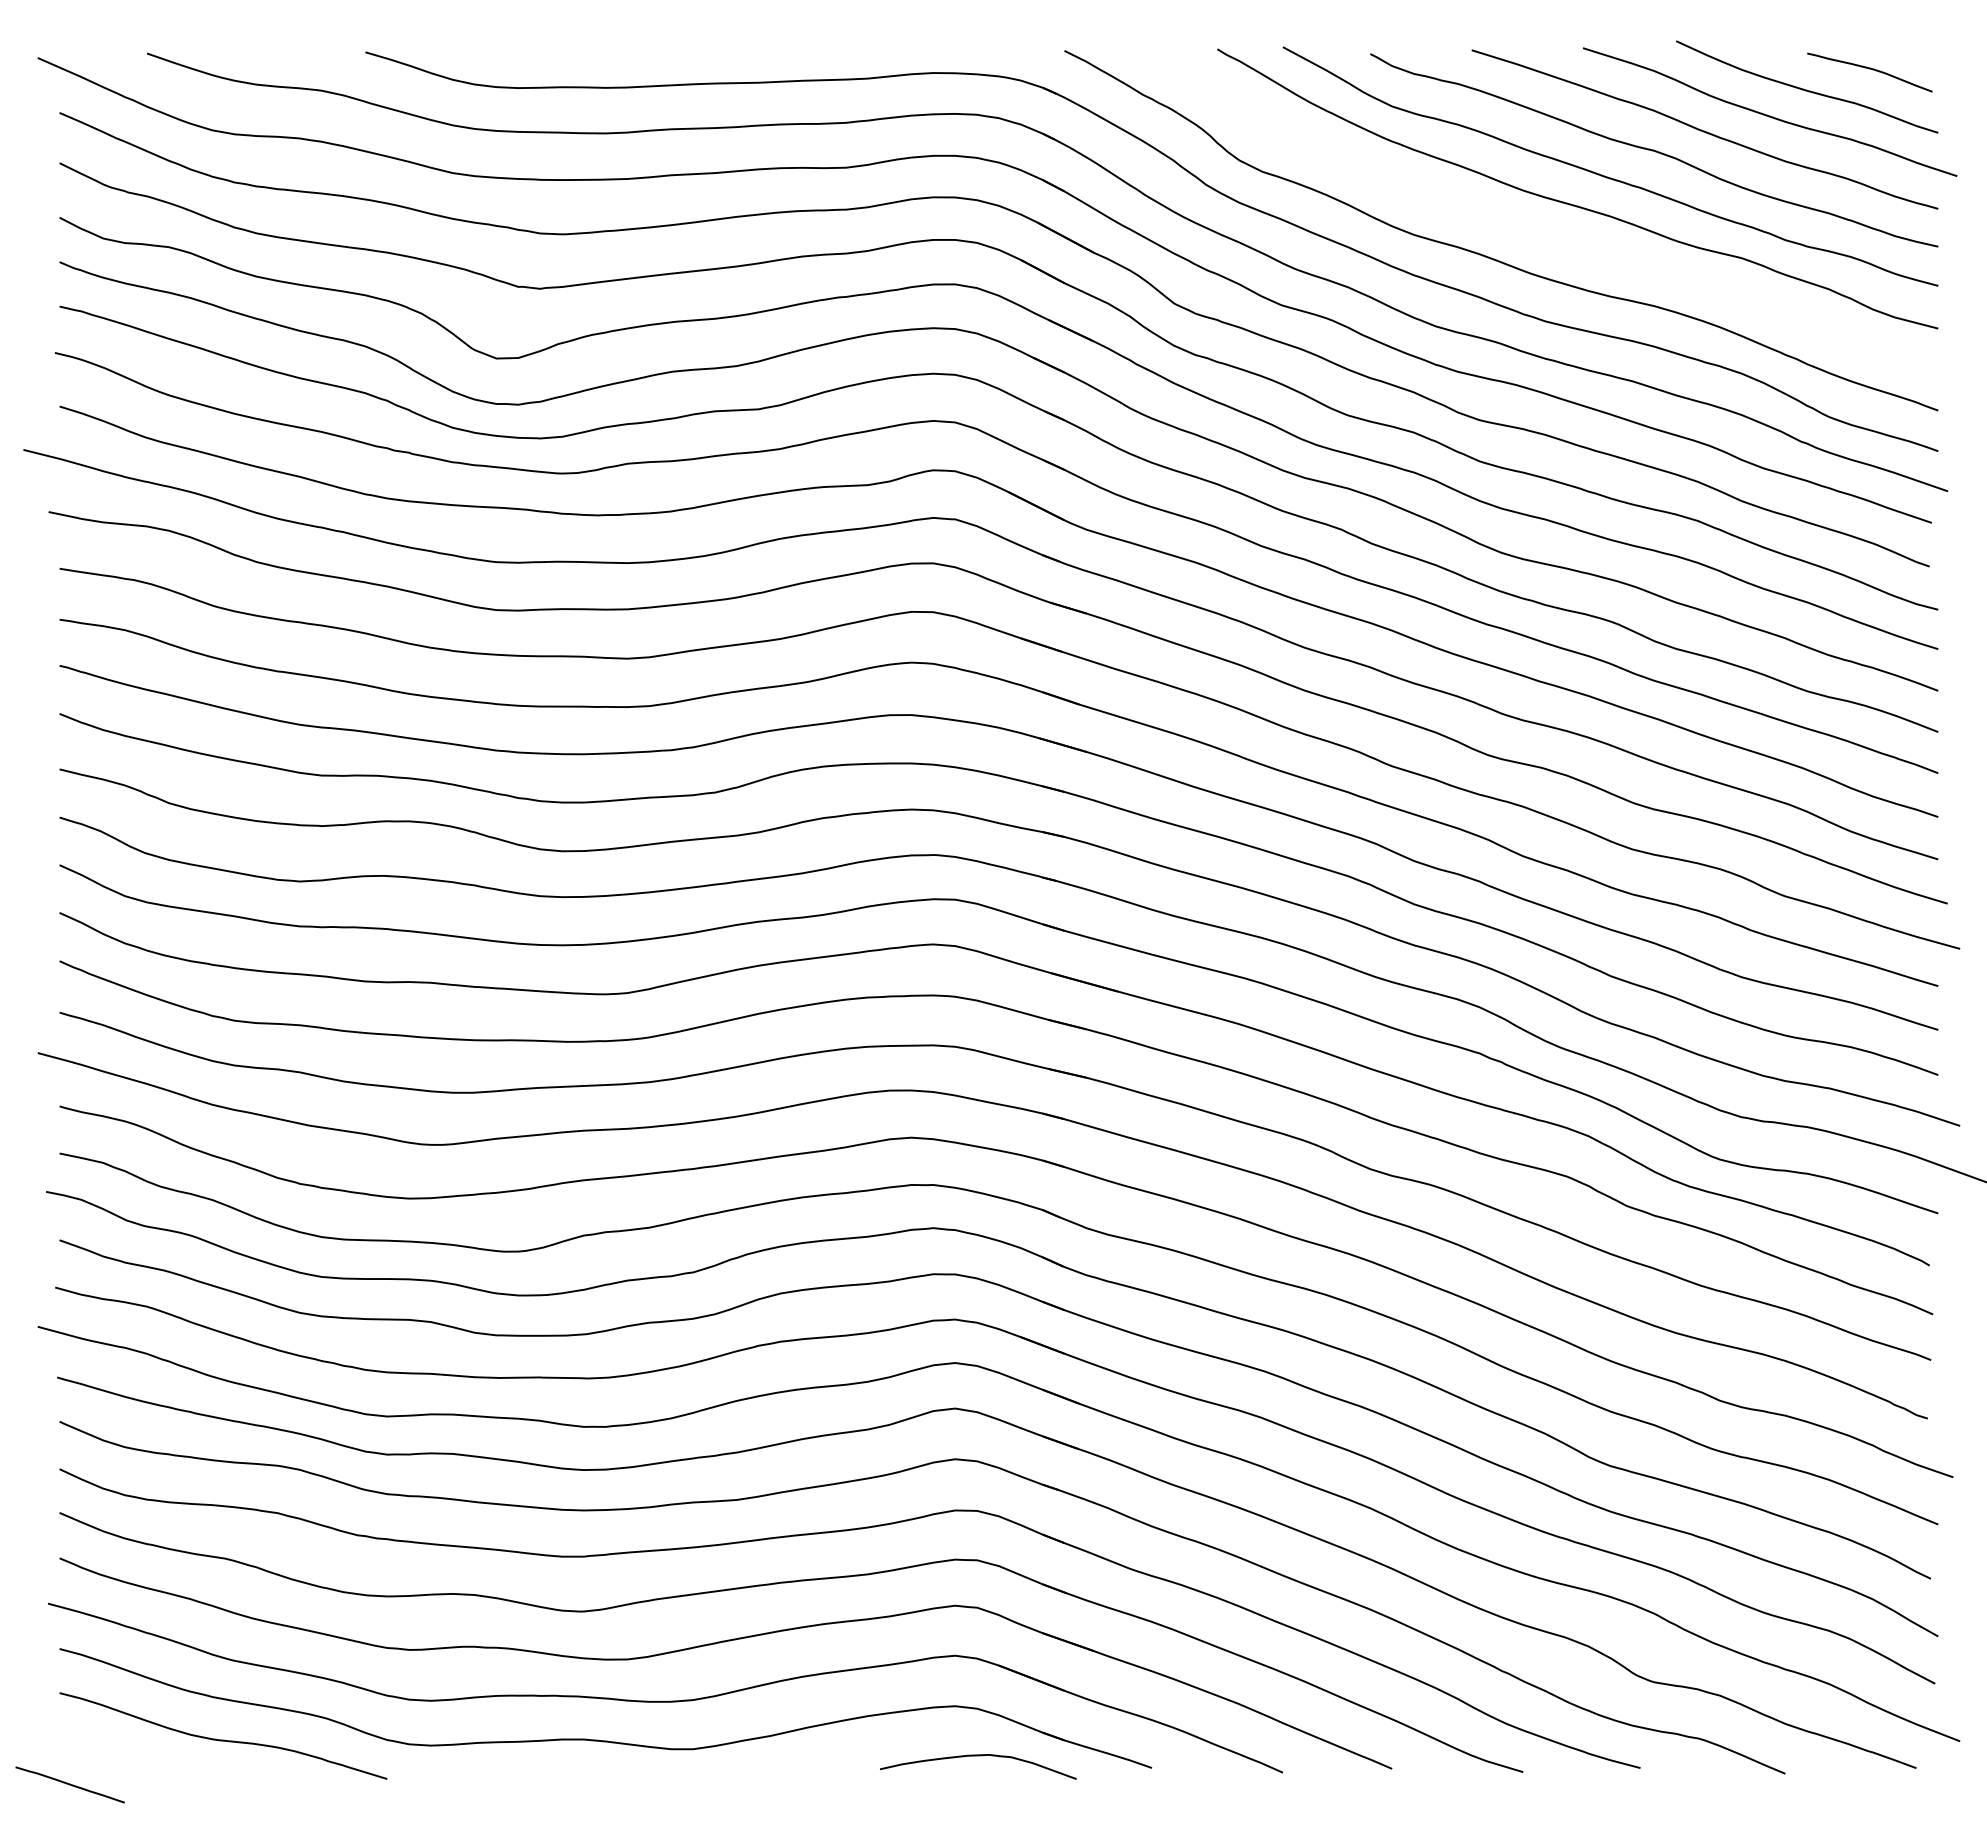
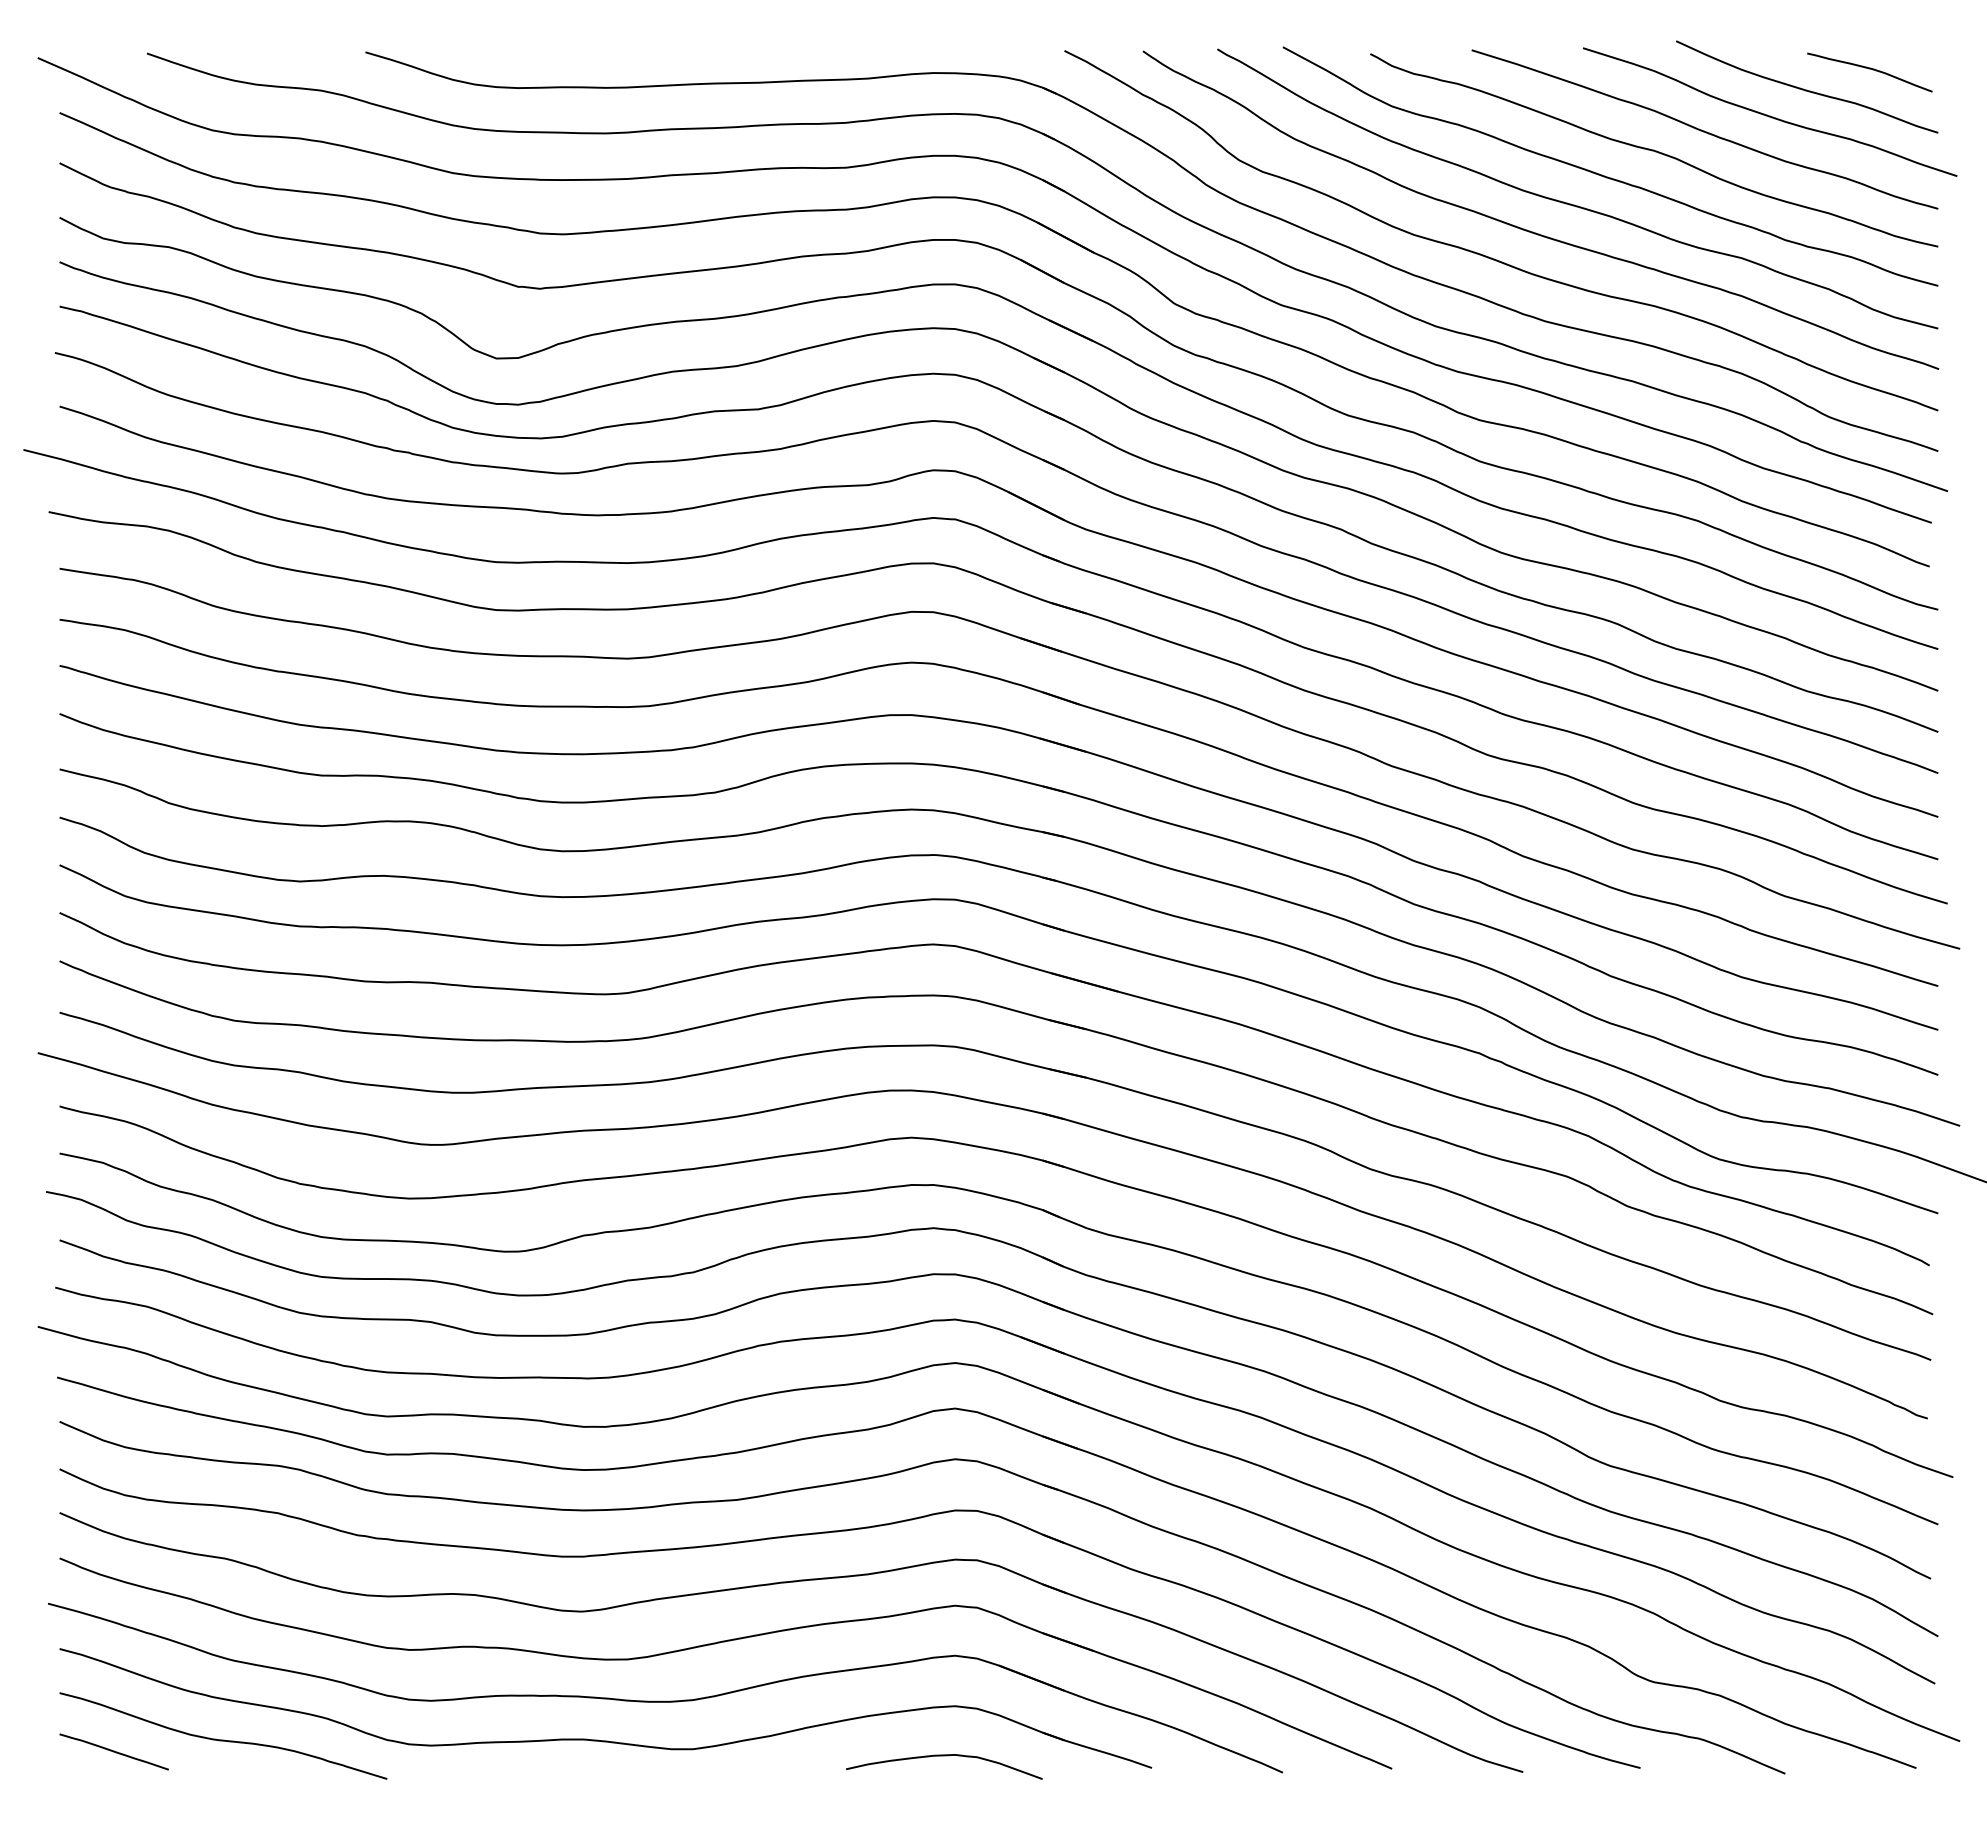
curve: none -> present (1533, 231)
curve position: (978, 1756) -> (944, 1756) (944, 1756)
curve position: (69, 1784) -> (113, 1751) (113, 1751)
